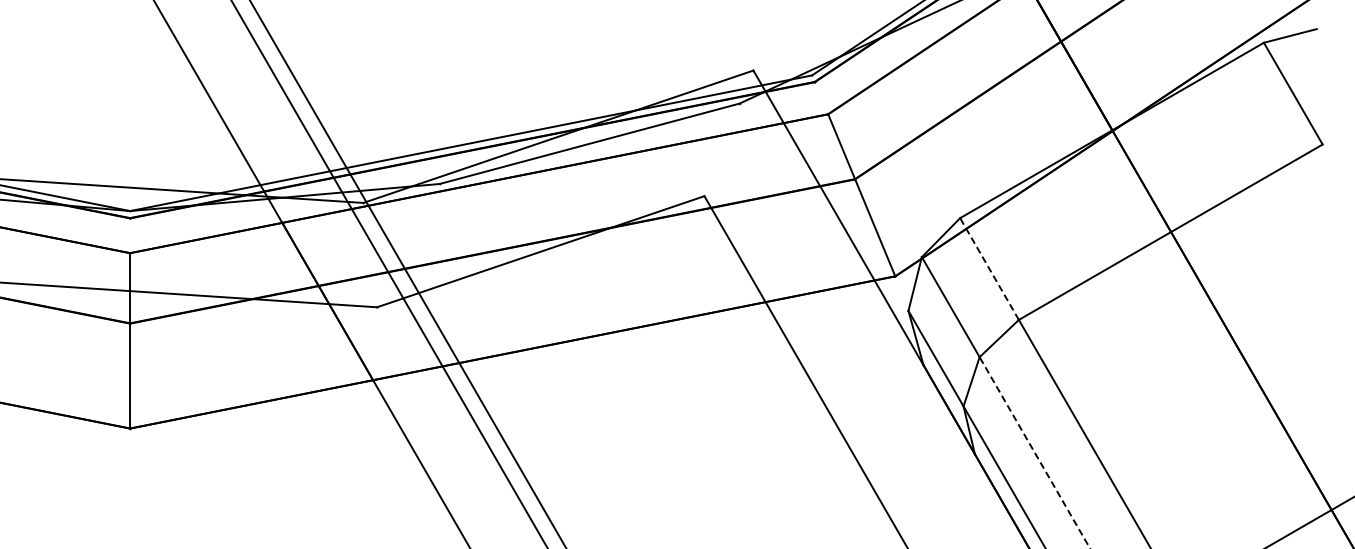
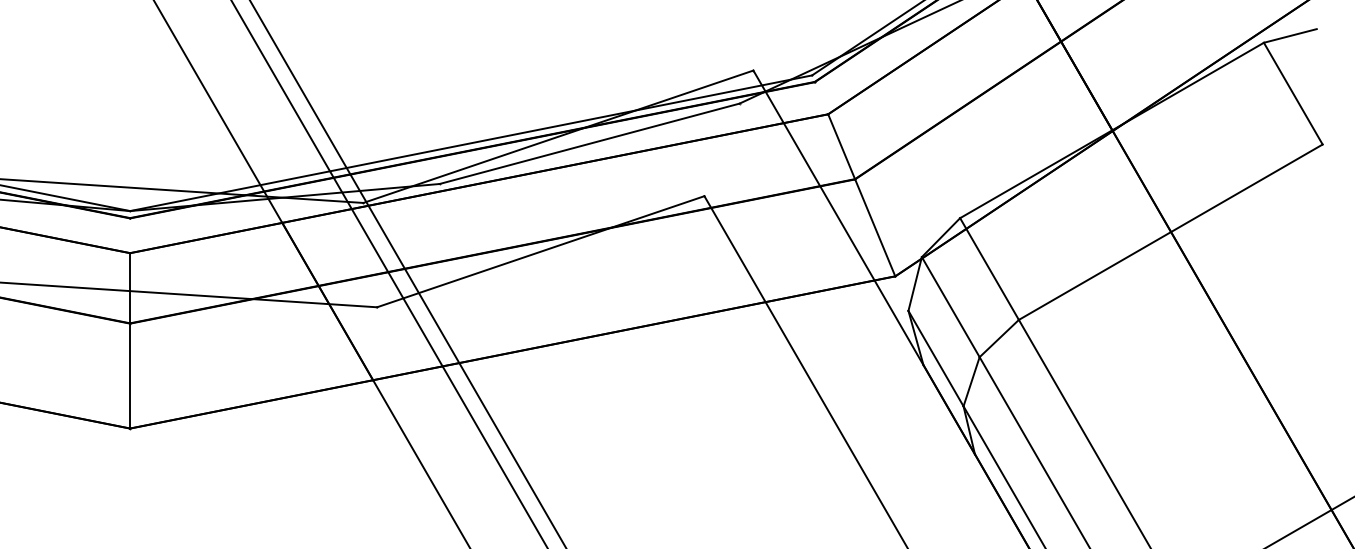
line: dashed -> solid (989, 269)
line: dashed -> solid (1034, 452)
